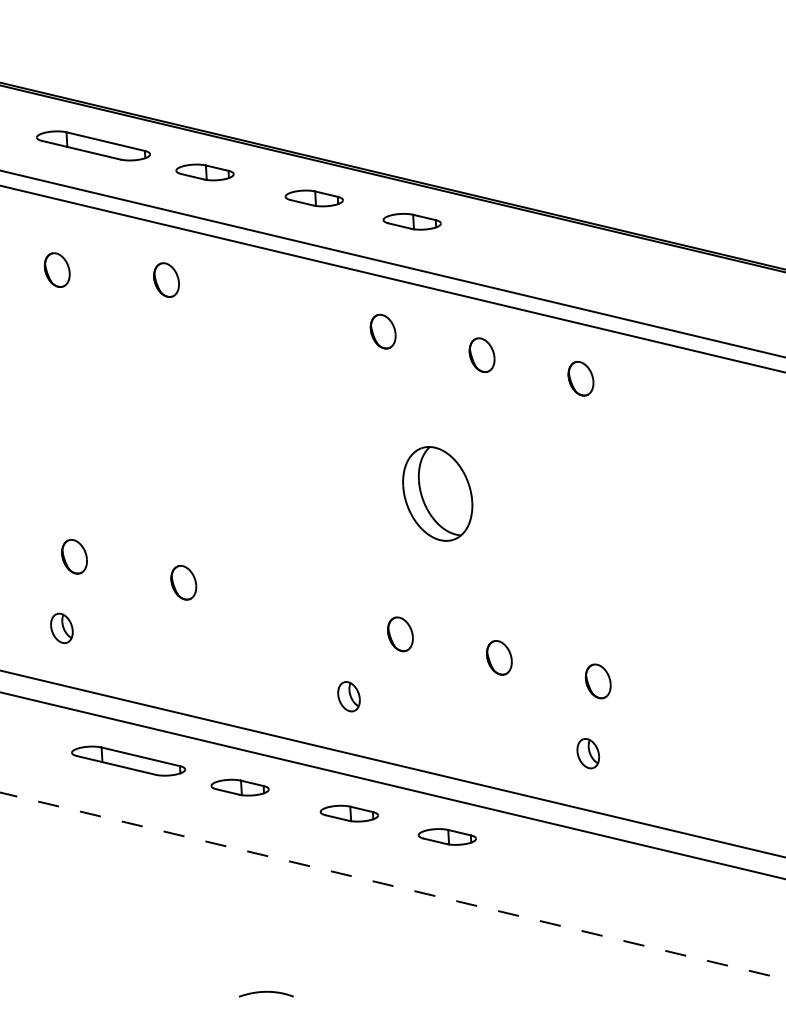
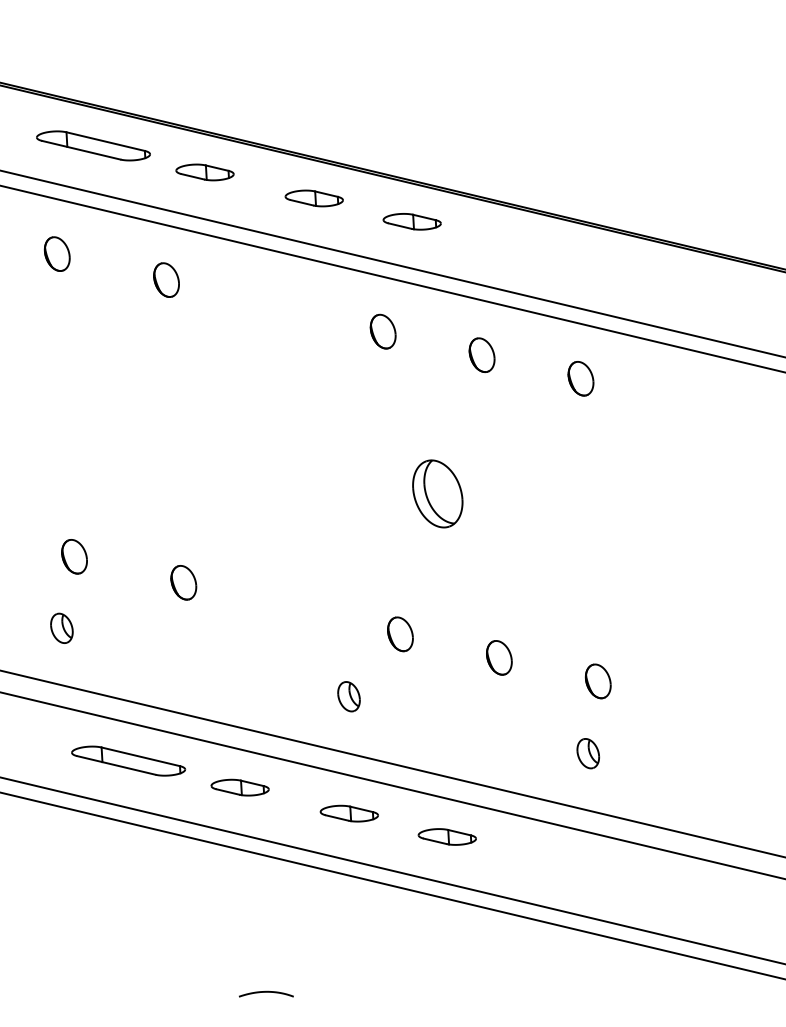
part position: (56, 269) -> (56, 253) (56, 253)
part size: 72x96 px -> 52x70 px (437, 493)
line: none -> present (392, 870)
line: dashed -> solid (393, 886)
